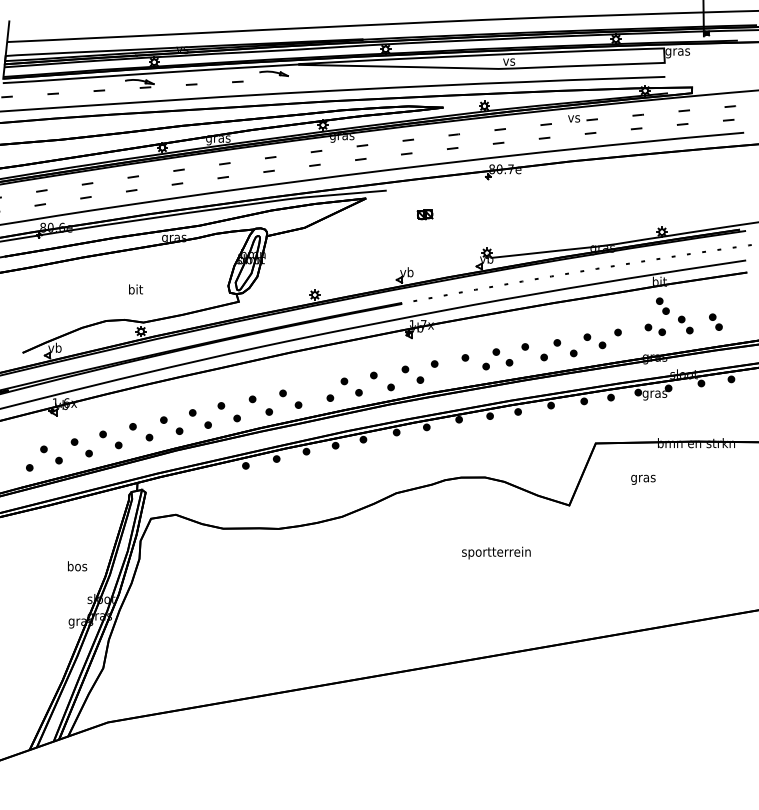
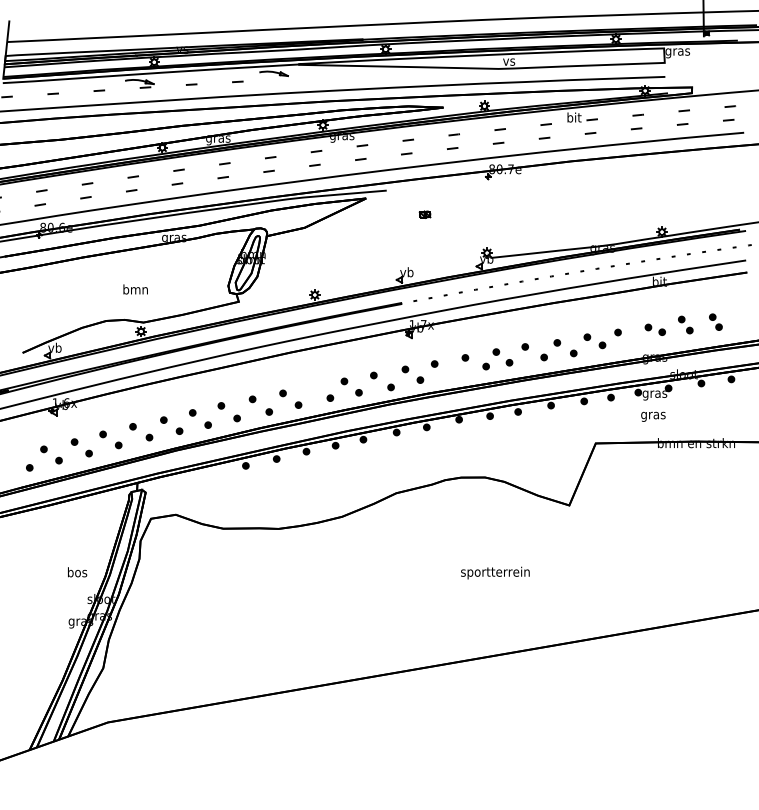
text: vs -> bit (574, 117)
part size: 18x12 px -> 14x9 px (424, 214)
text: bit -> bmn (135, 289)
part: present -> none (662, 305)
text position: (643, 479) -> (653, 416) (653, 416)
text position: (496, 552) -> (495, 572) (495, 572)
text position: (77, 566) -> (77, 572) (77, 572)
